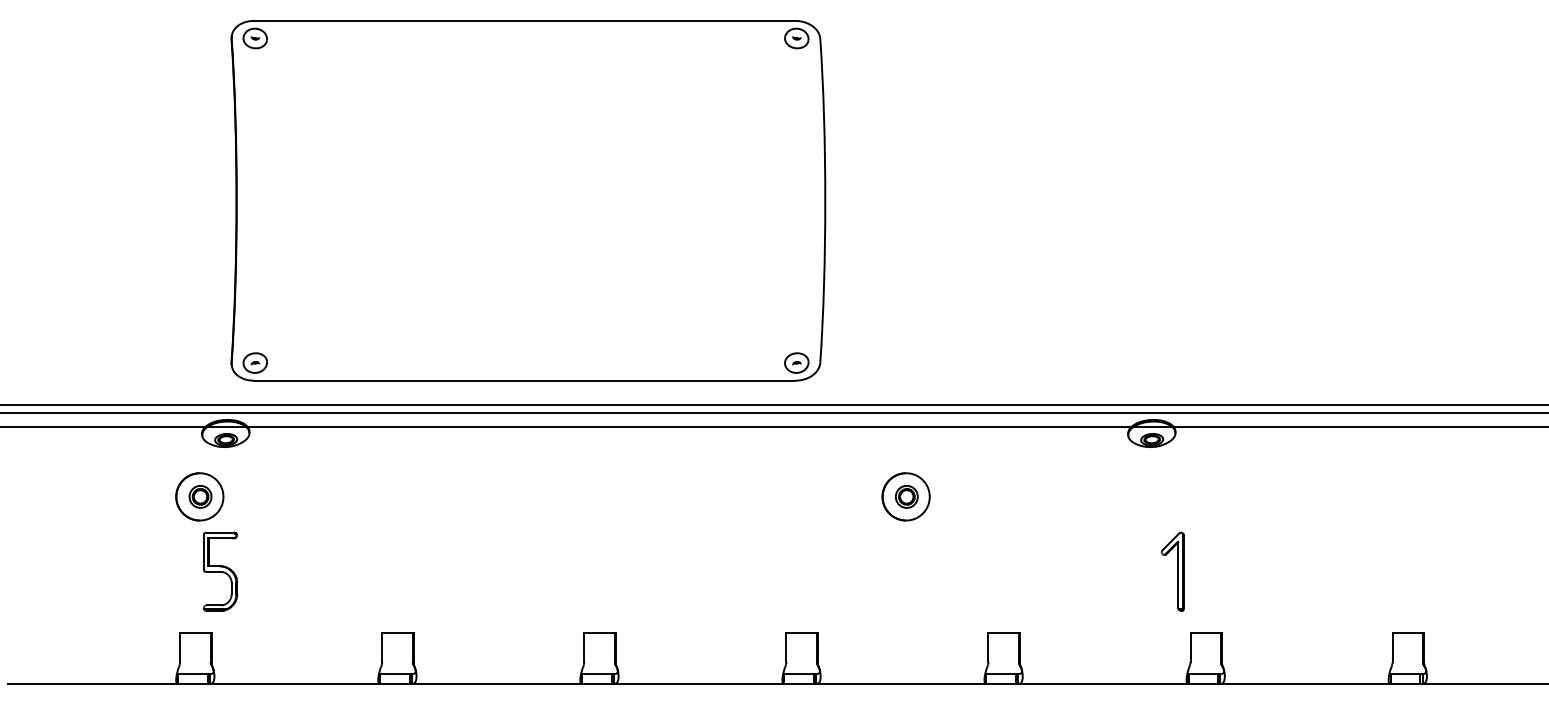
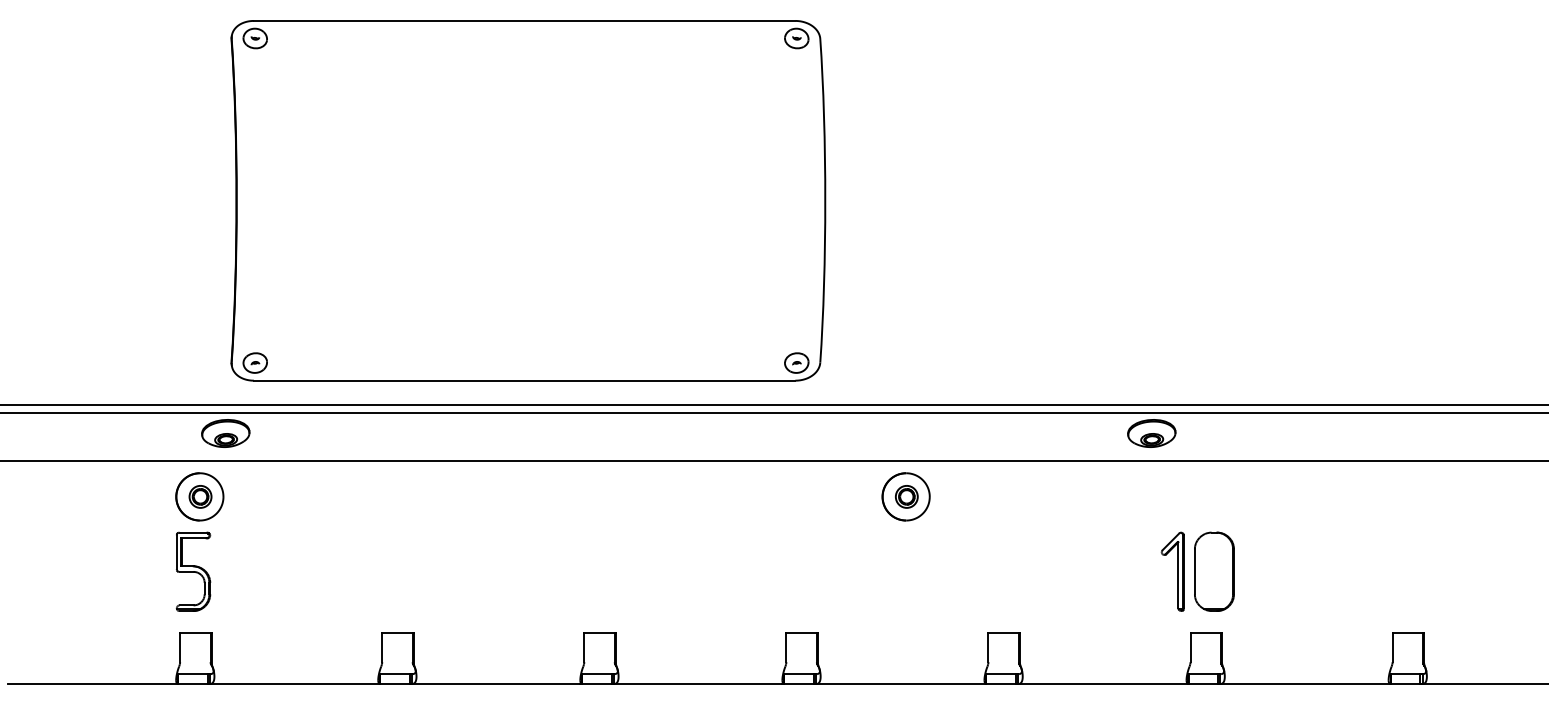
line position: (773, 427) -> (773, 461) (773, 461)
part position: (220, 571) -> (193, 571) (193, 571)
part: none -> present (1214, 571)
